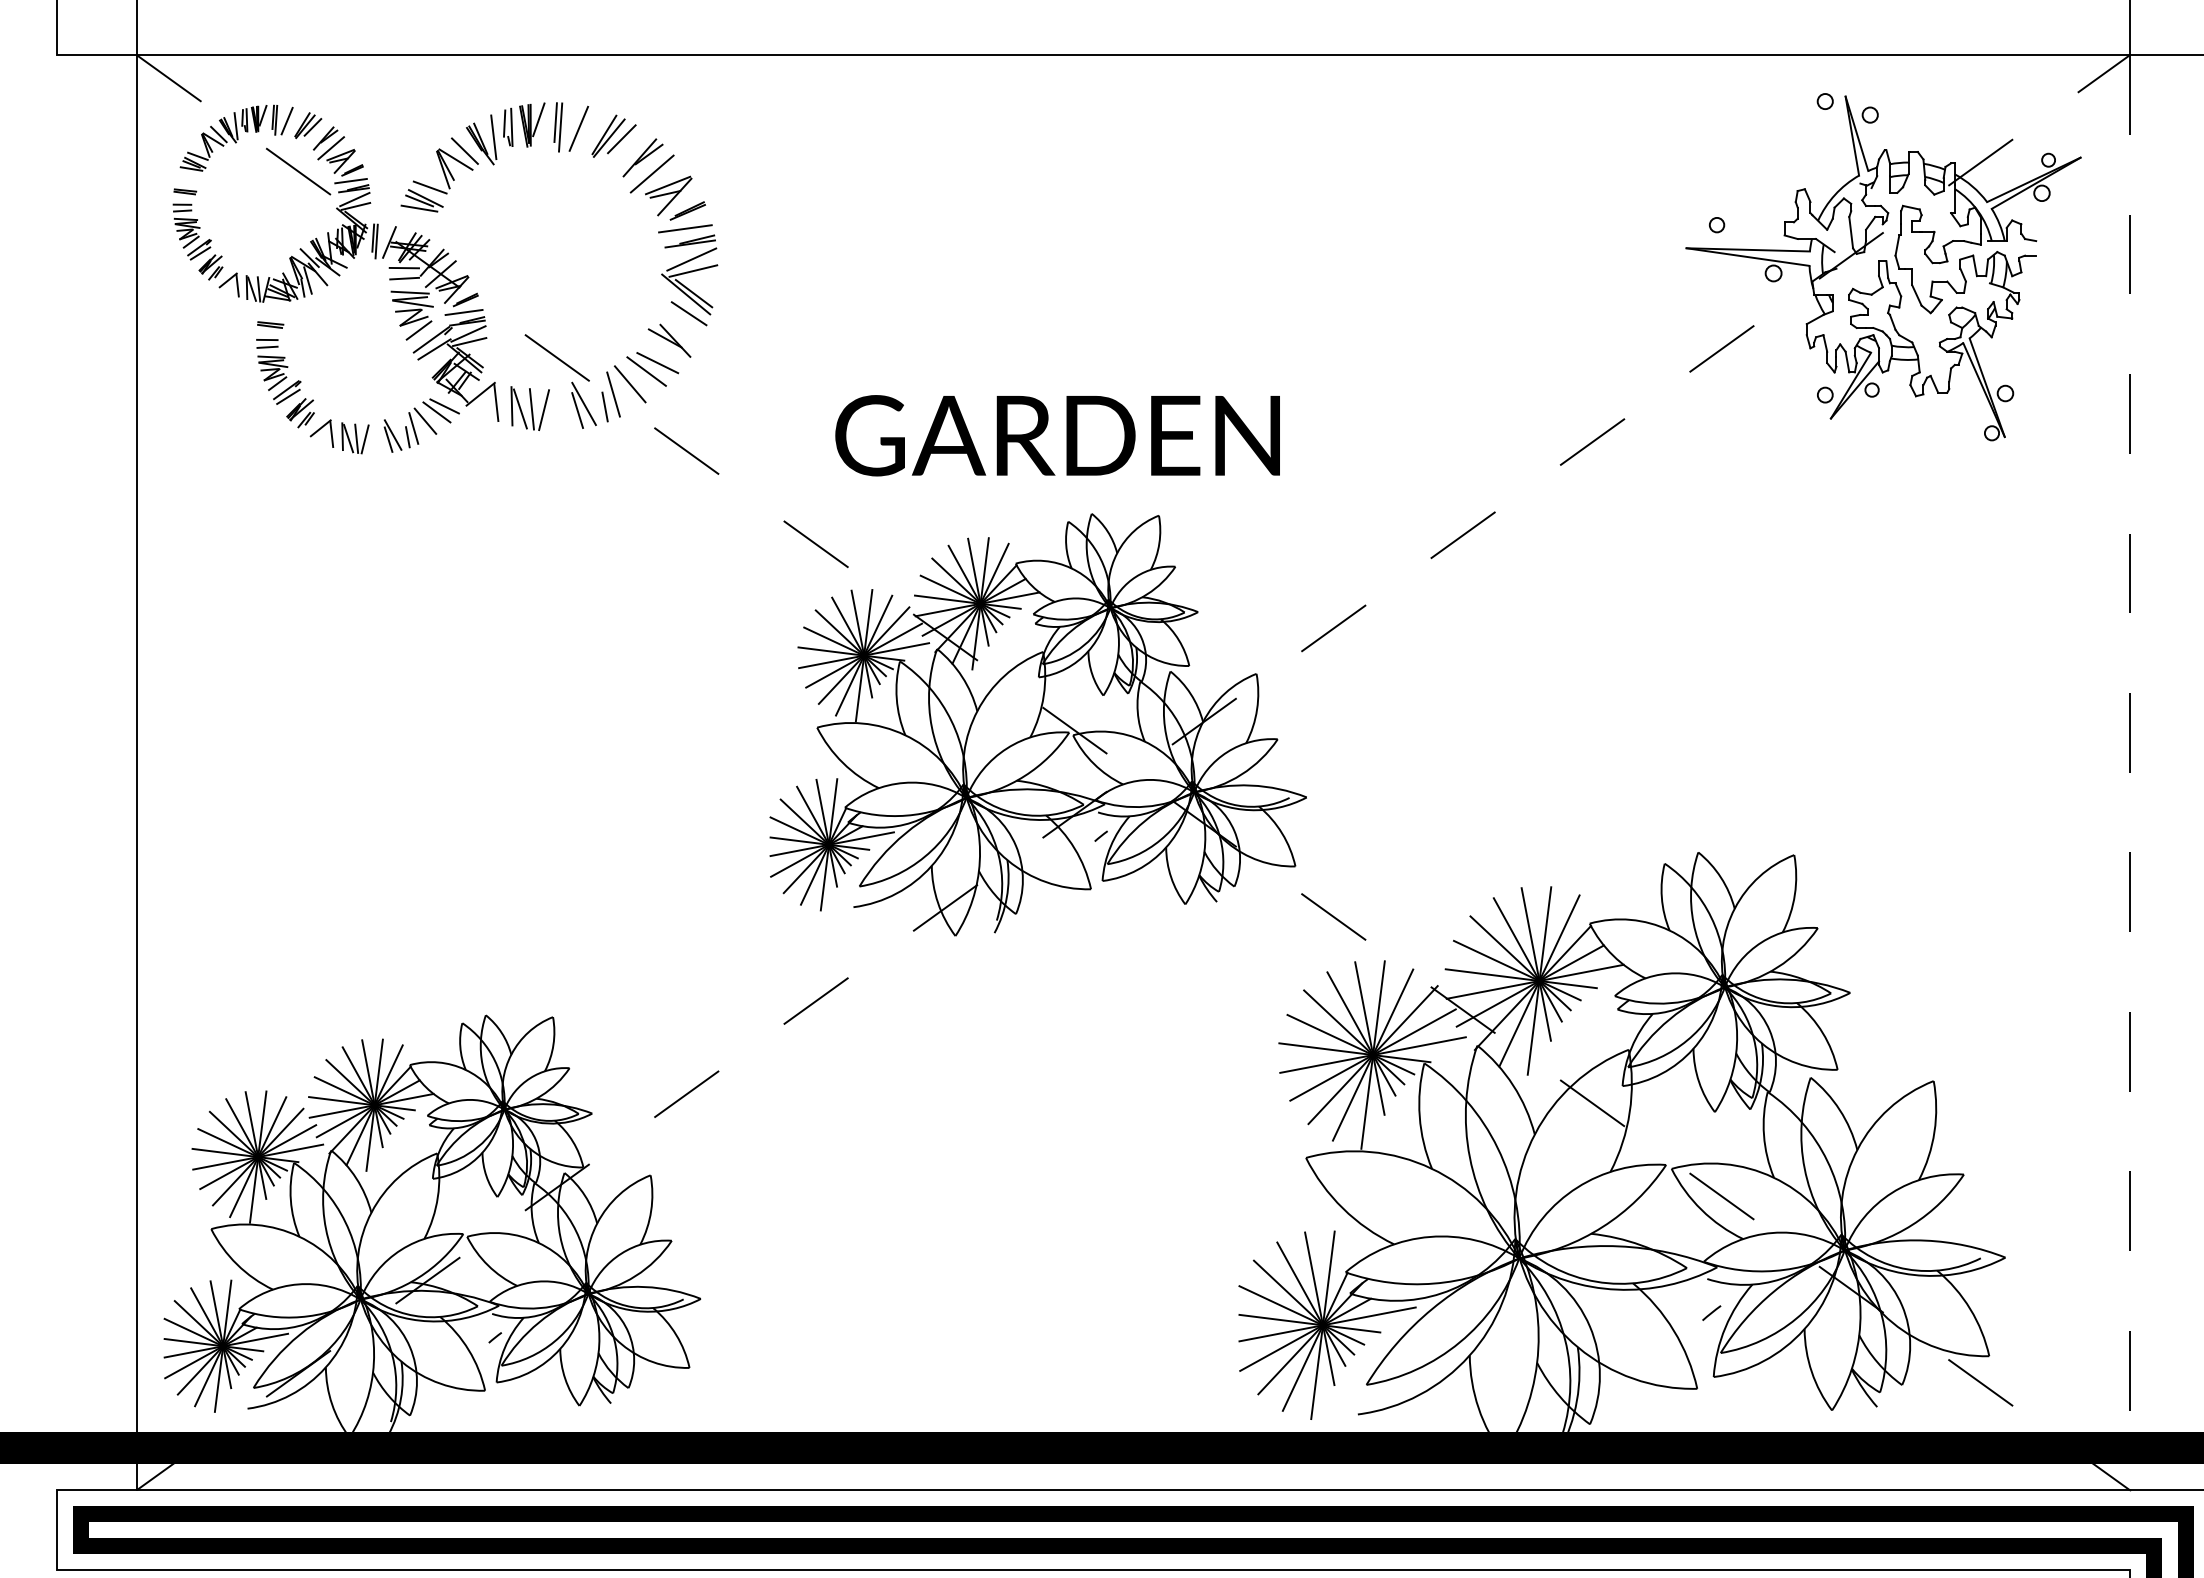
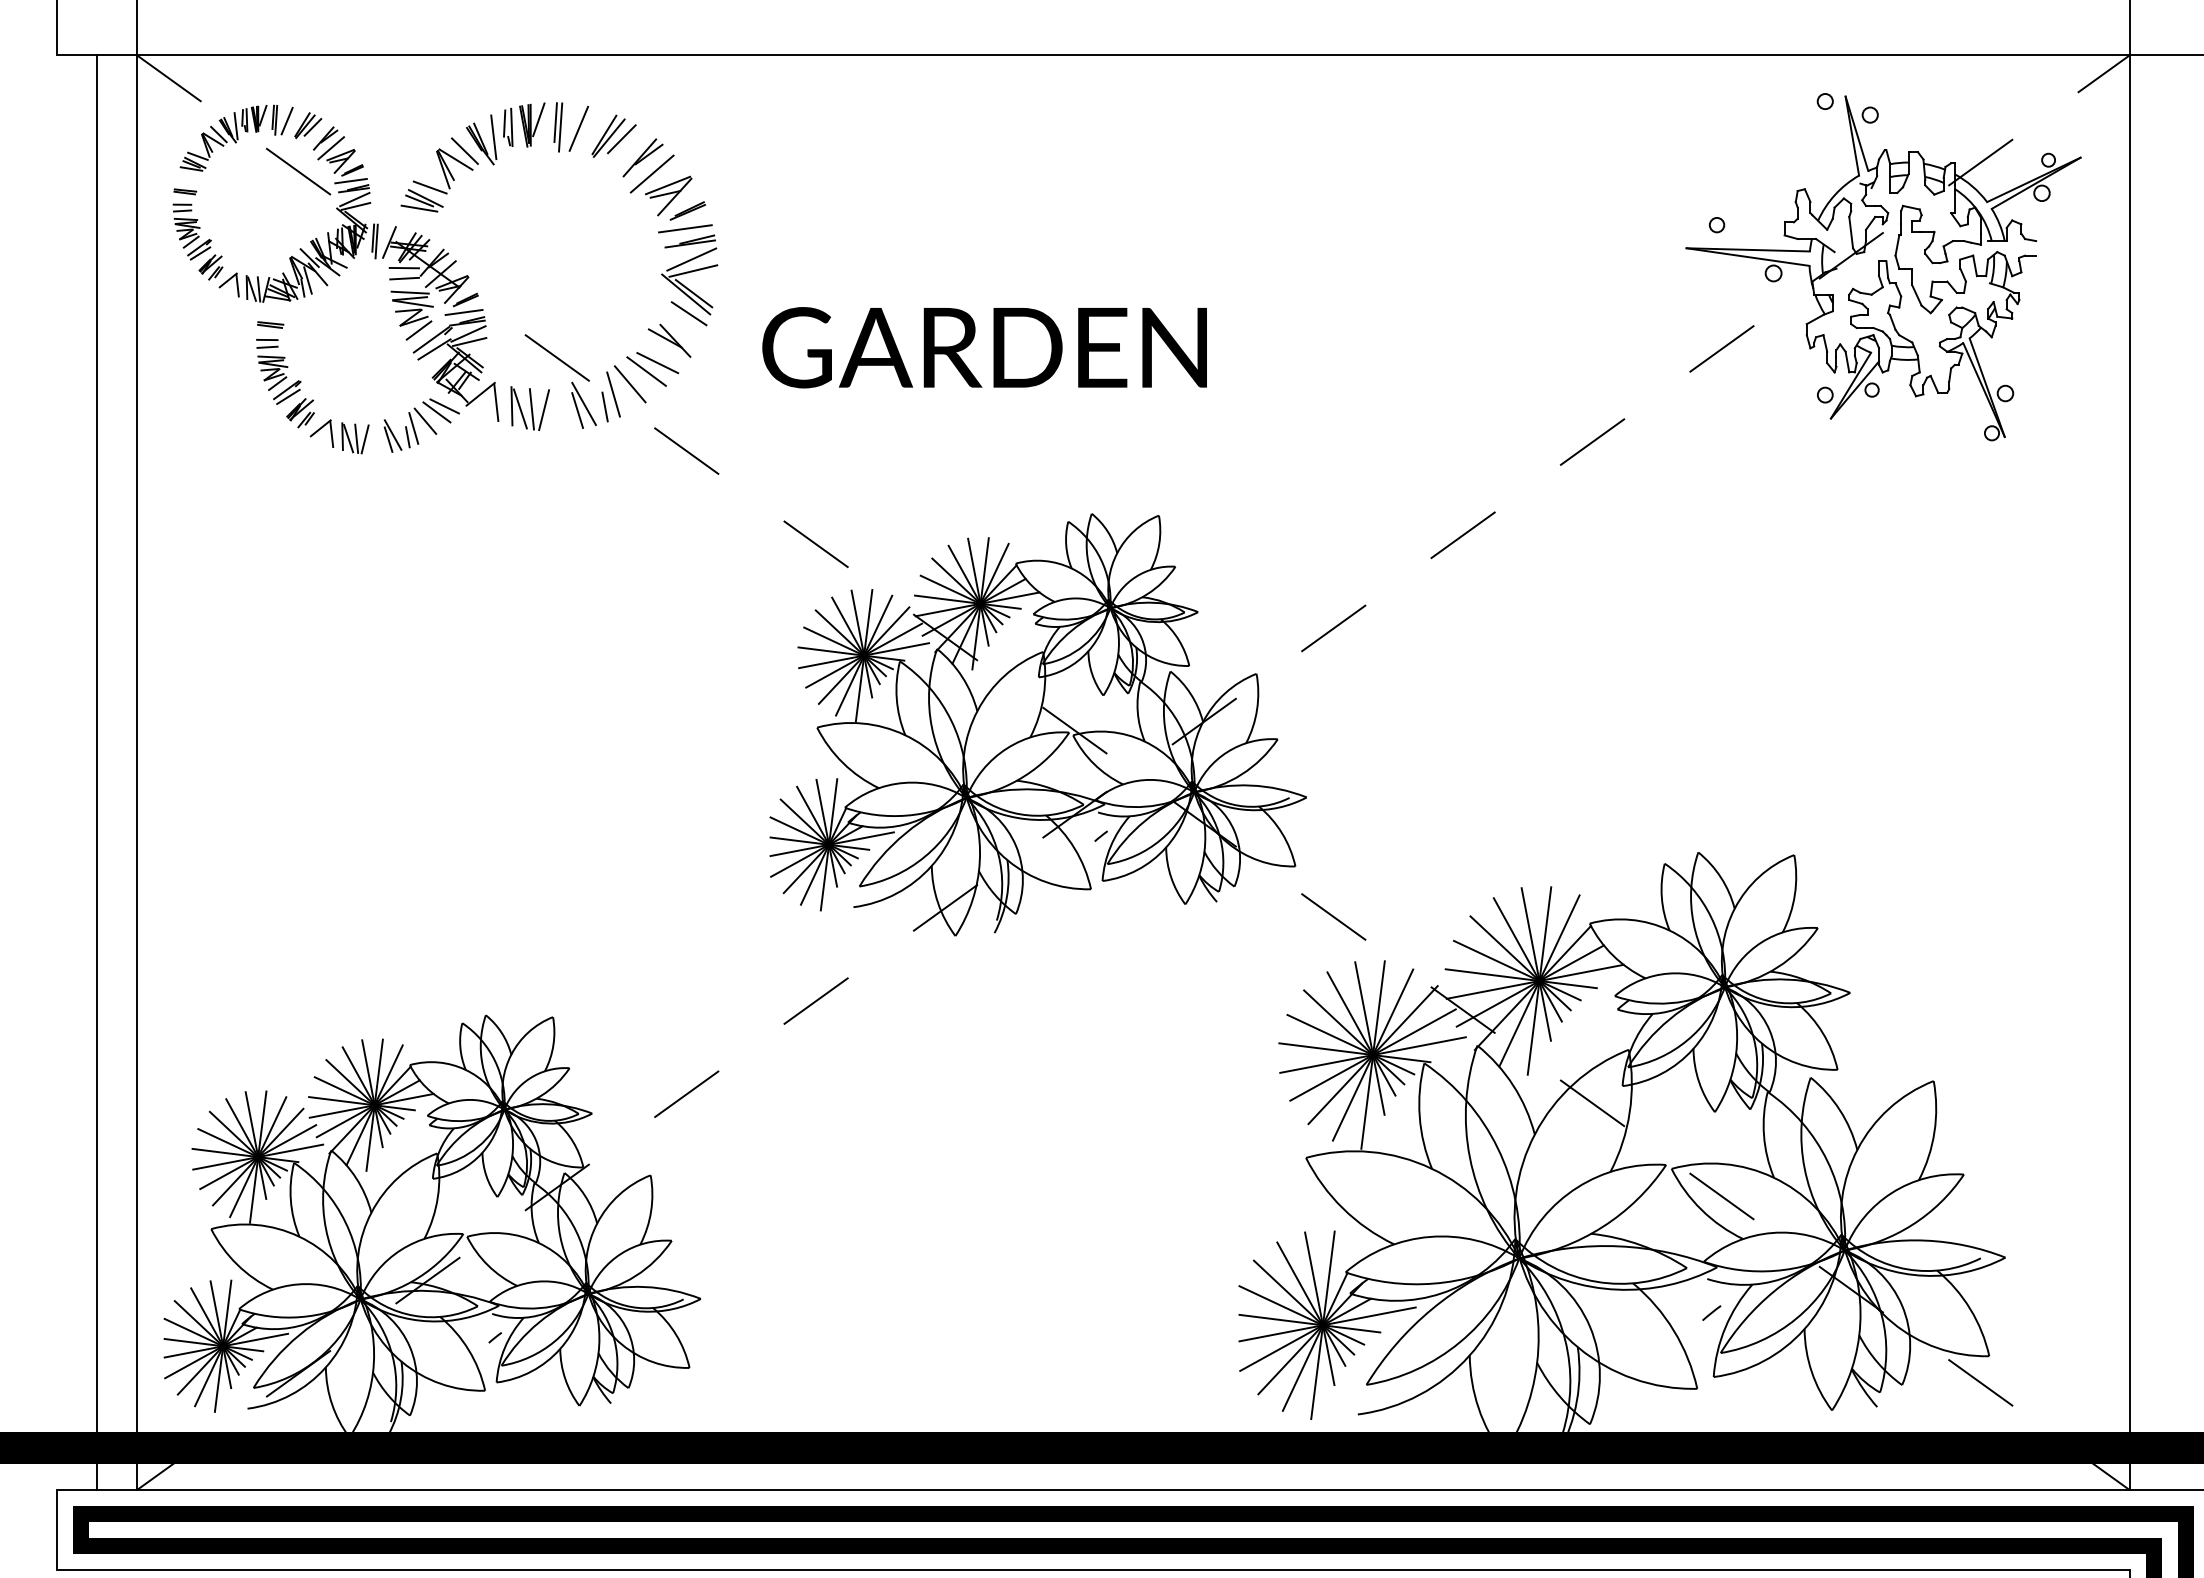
text position: (1057, 435) -> (984, 347) (984, 347)
line: none -> present (96, 772)
line: dashed -> solid (2129, 772)
